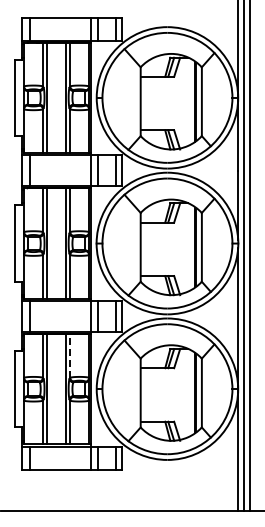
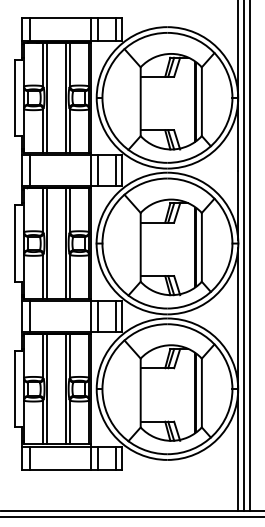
line: dashed -> solid (70, 355)
line: none -> present (131, 516)
